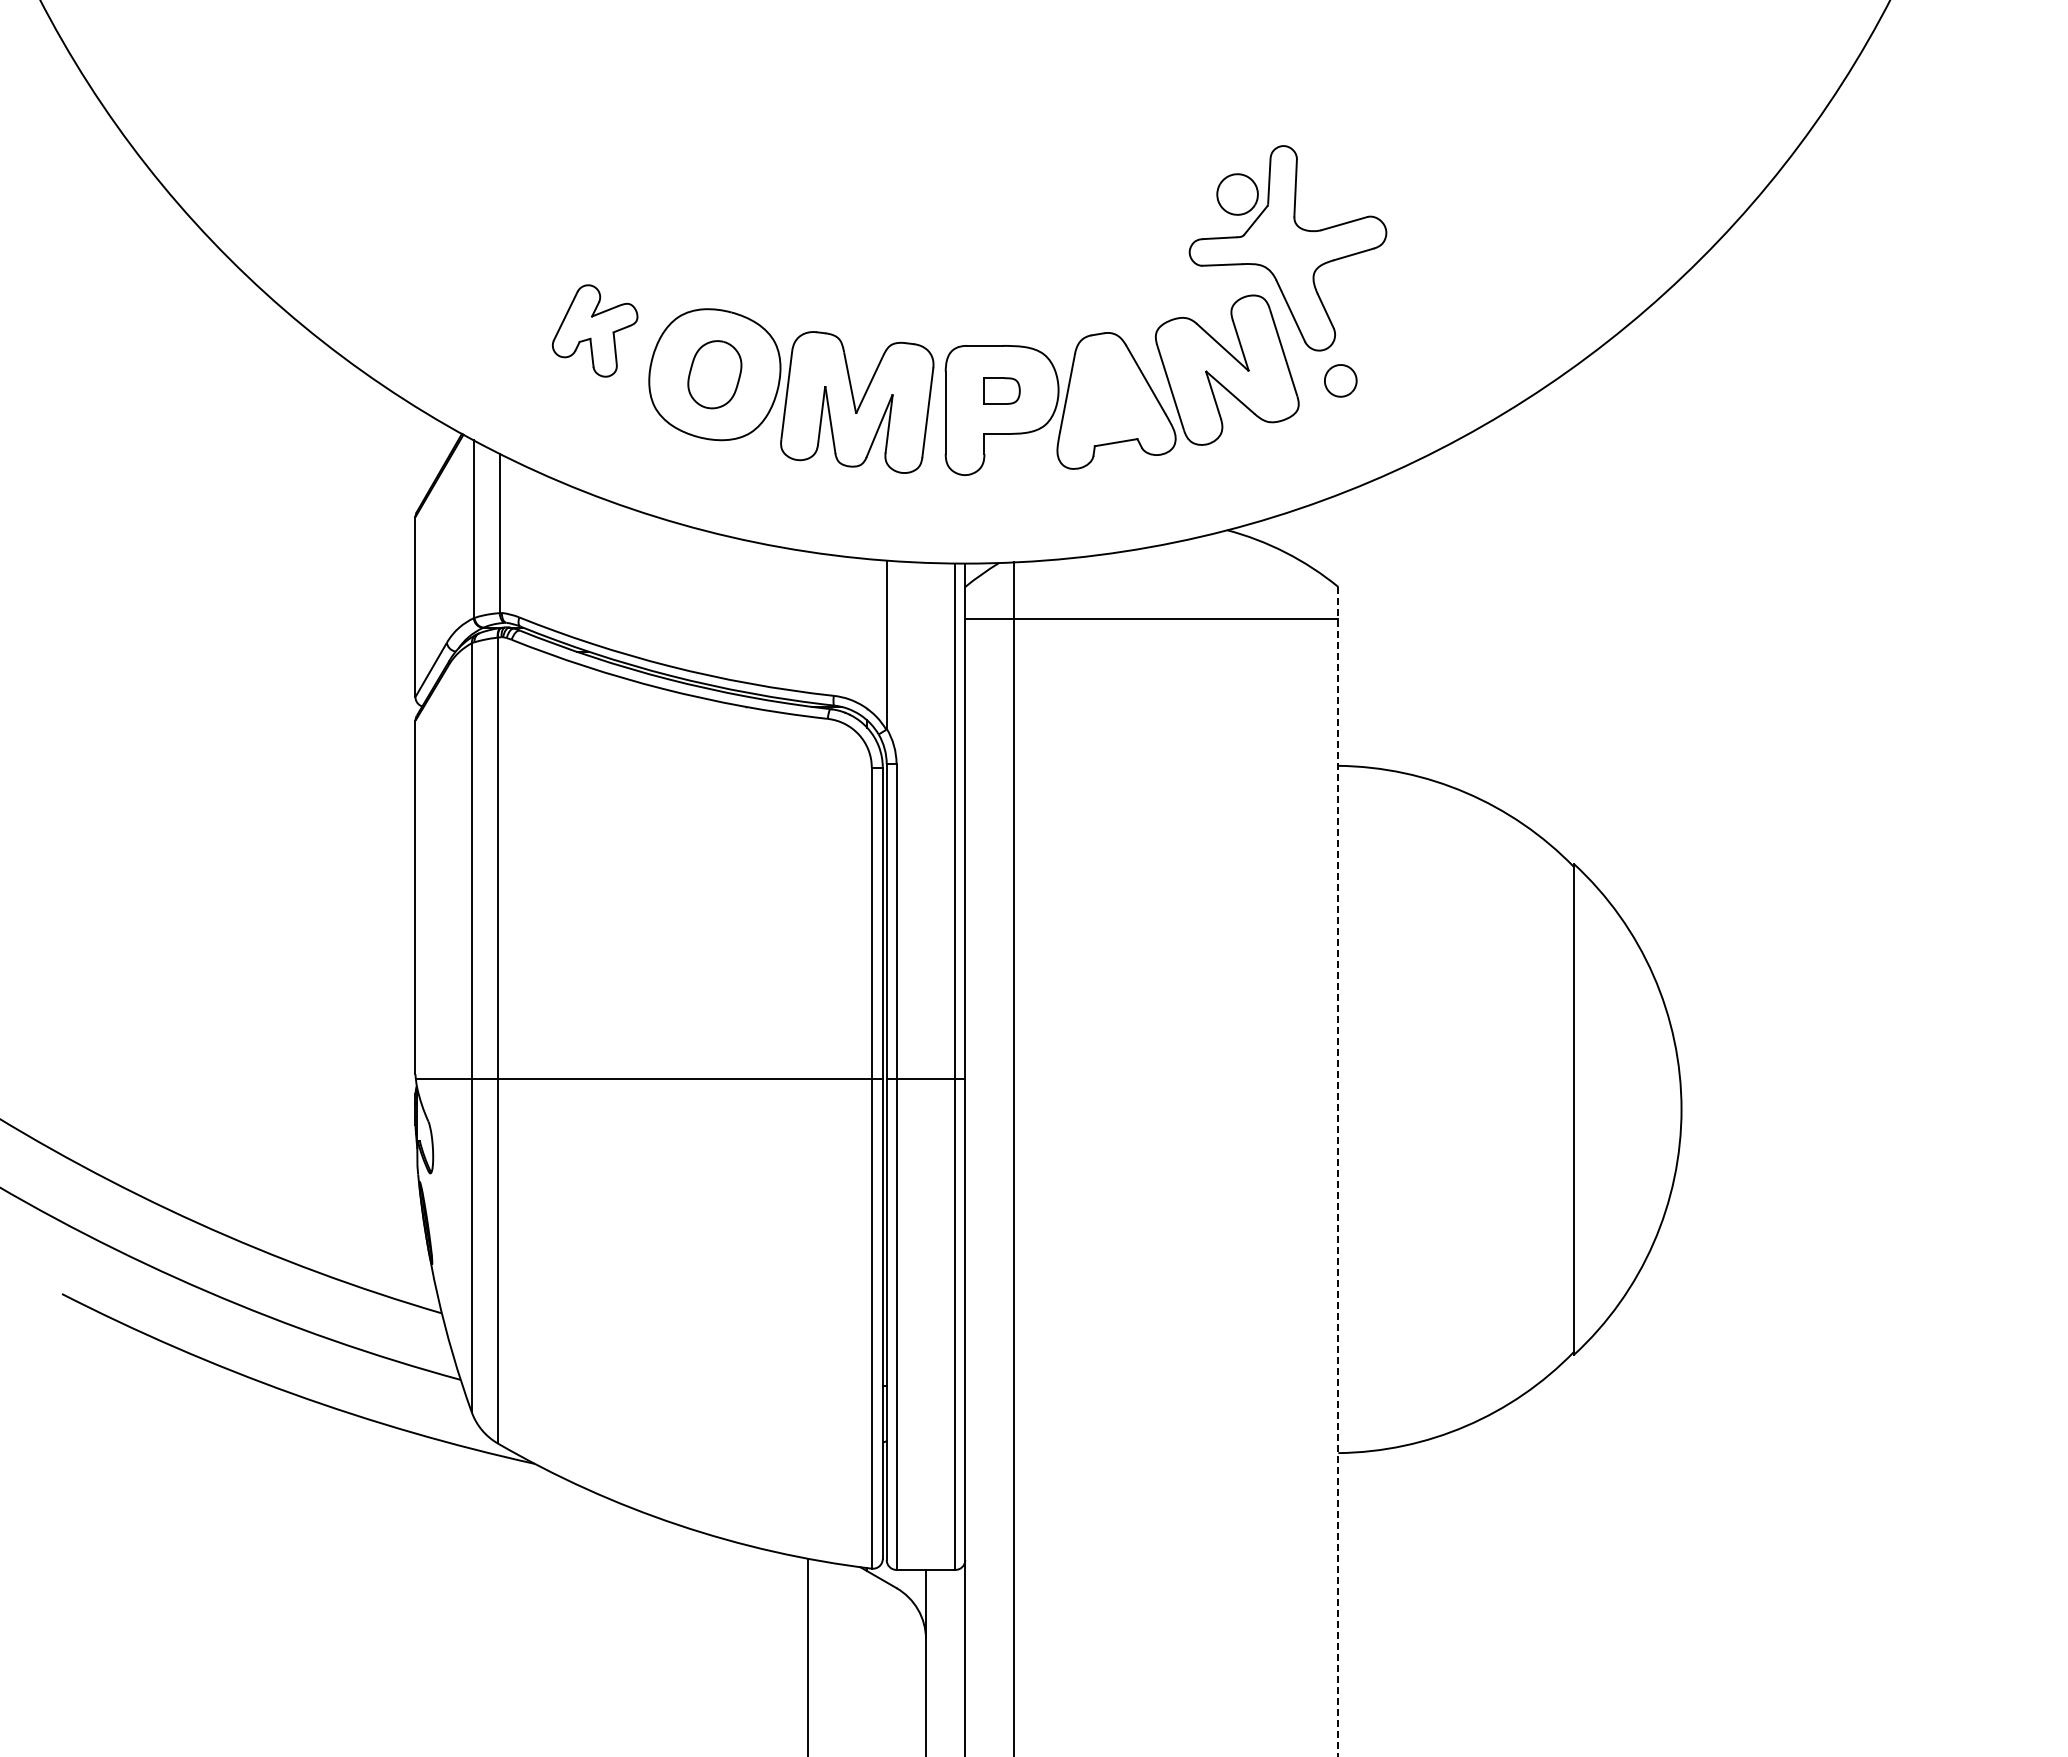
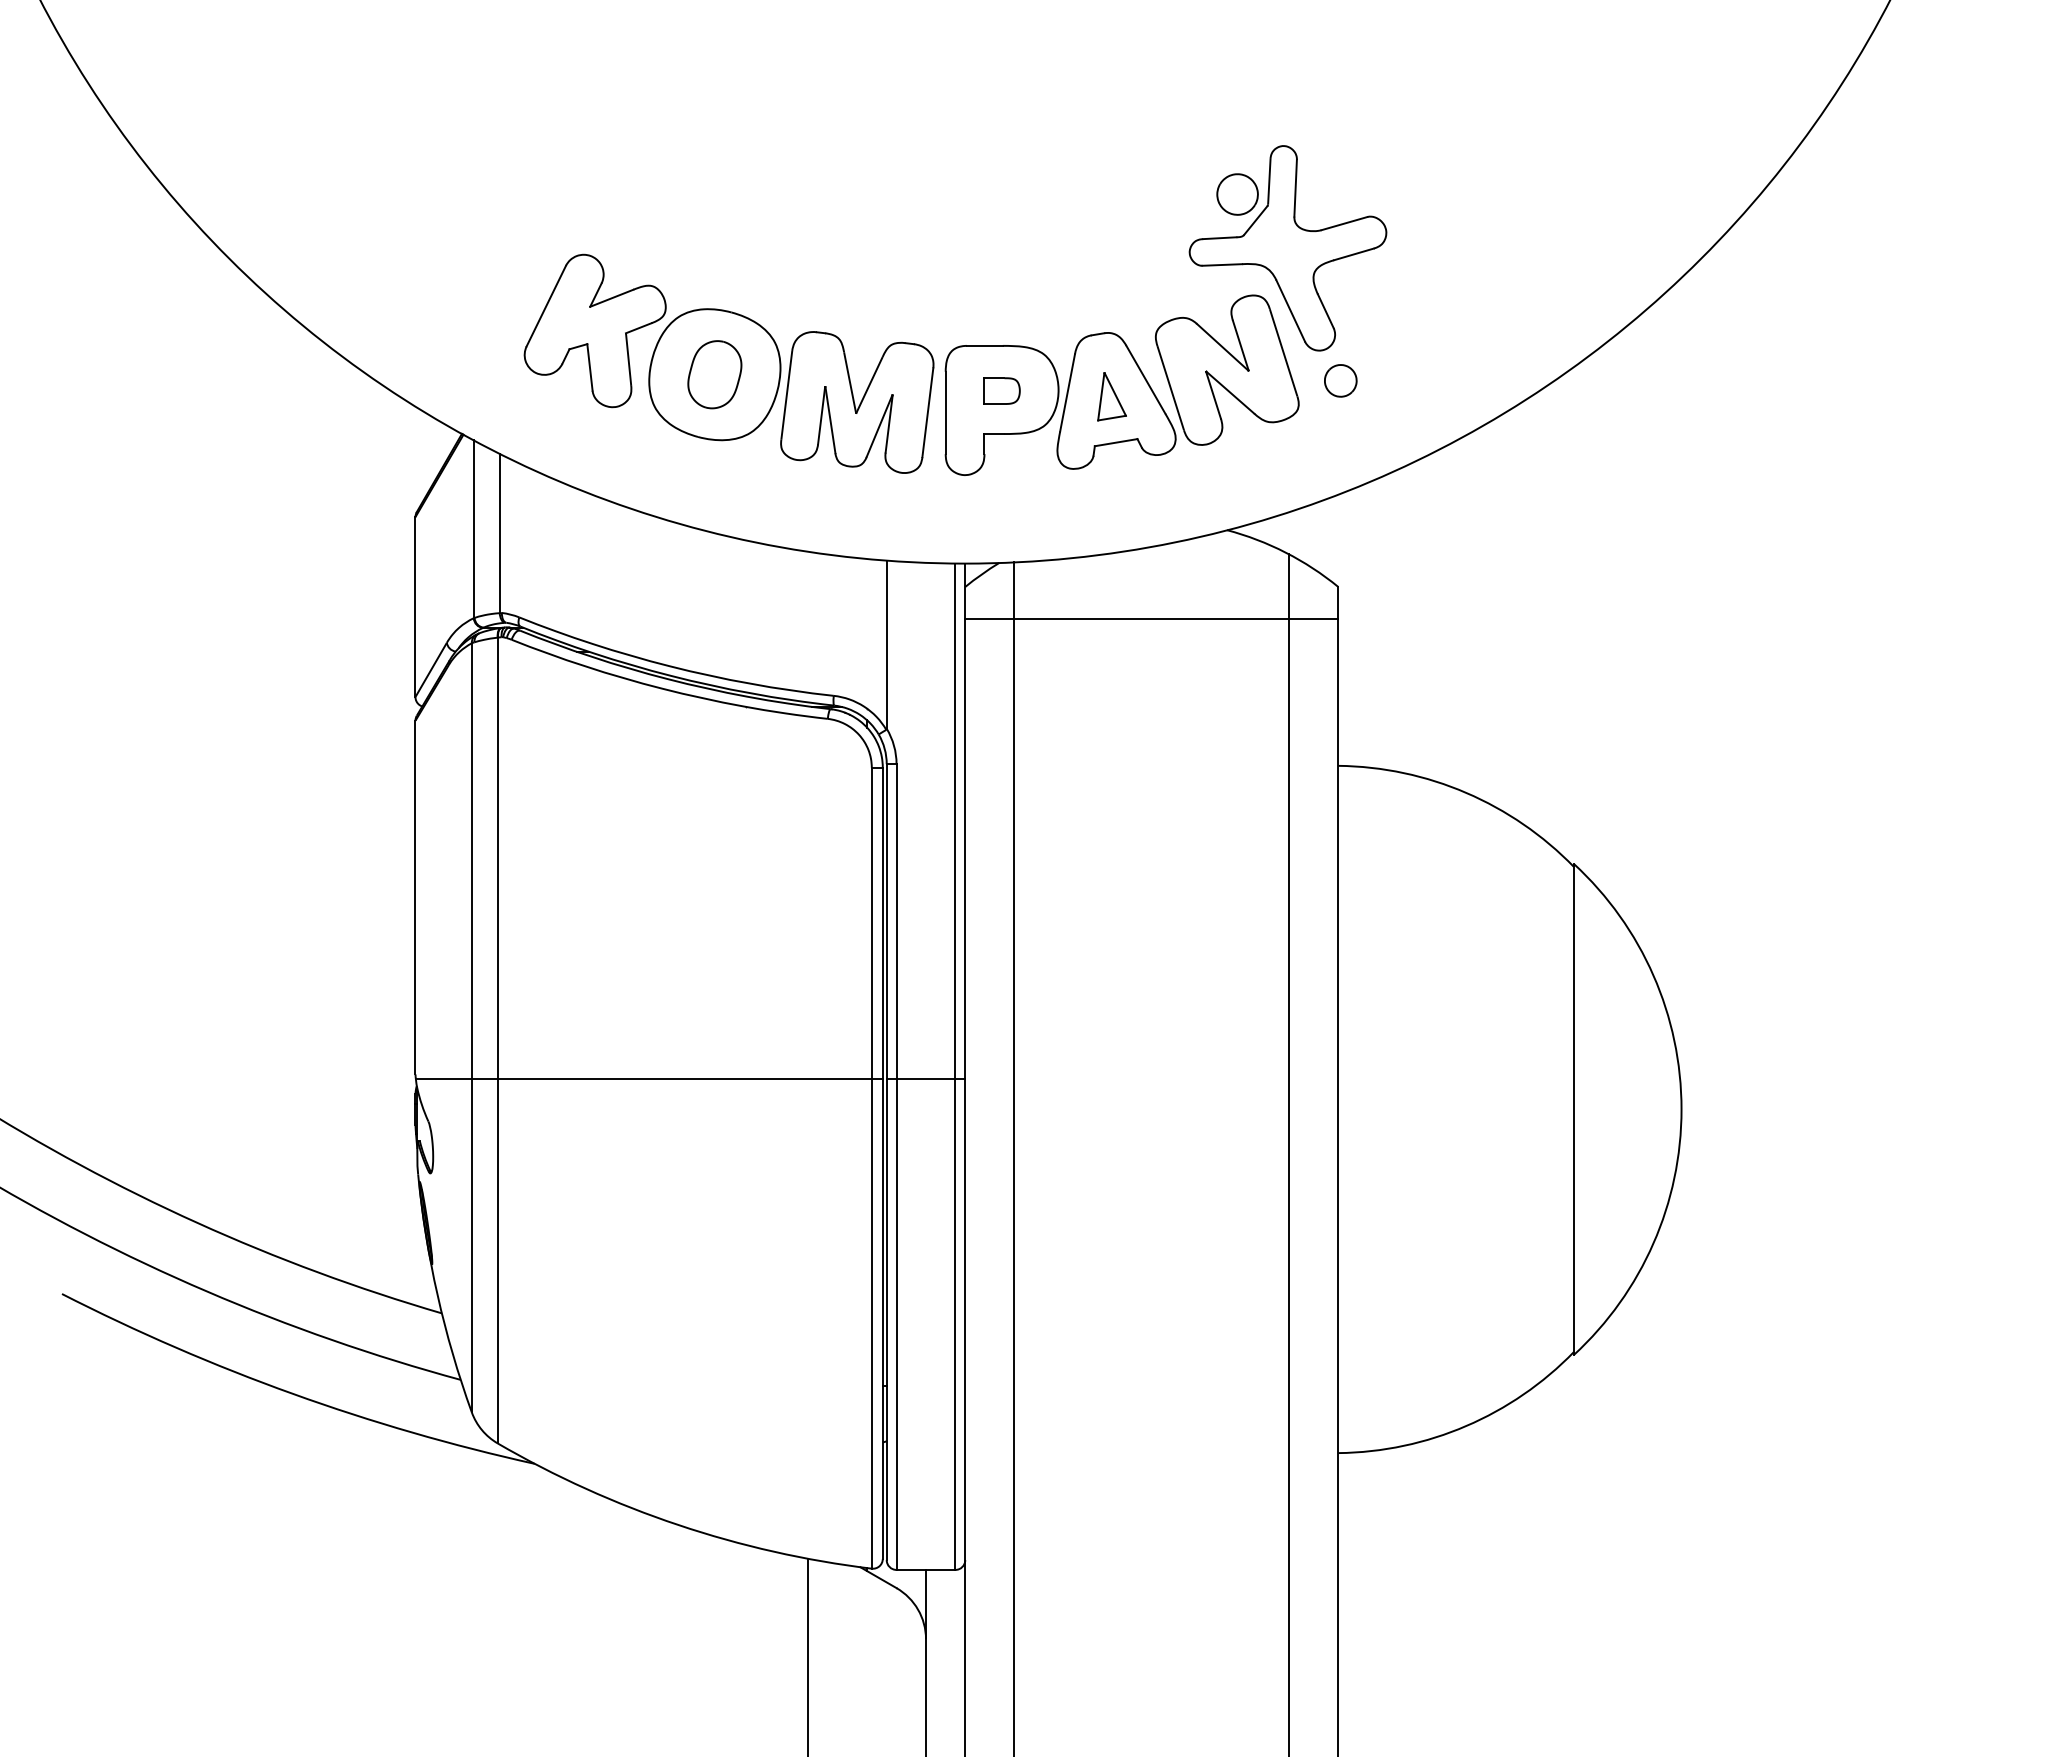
part size: 88x94 px -> 144x156 px (594, 330)
part: none -> present (1111, 396)
line: none -> present (1289, 1153)
line: dashed -> solid (1338, 1171)
